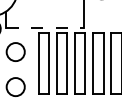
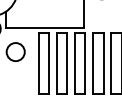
line: dashed -> solid (45, 28)
circle: present -> none (15, 86)
